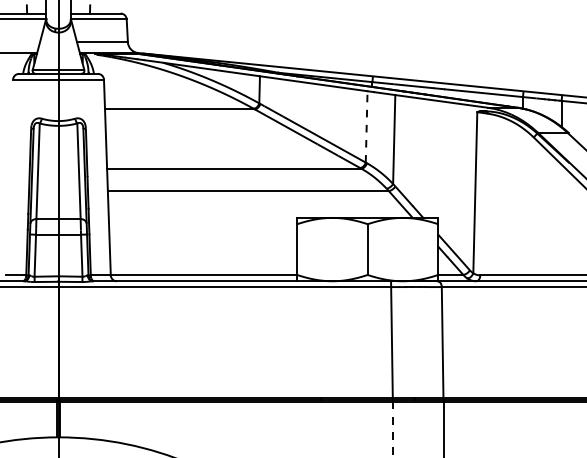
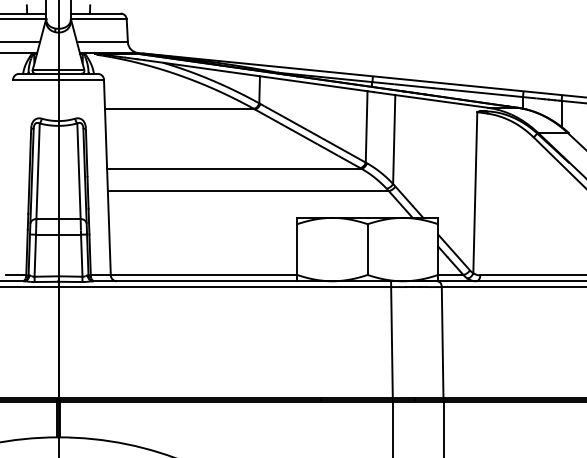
line: none -> present (21, 42)
line: dashed -> solid (366, 126)
line: dashed -> solid (392, 429)
